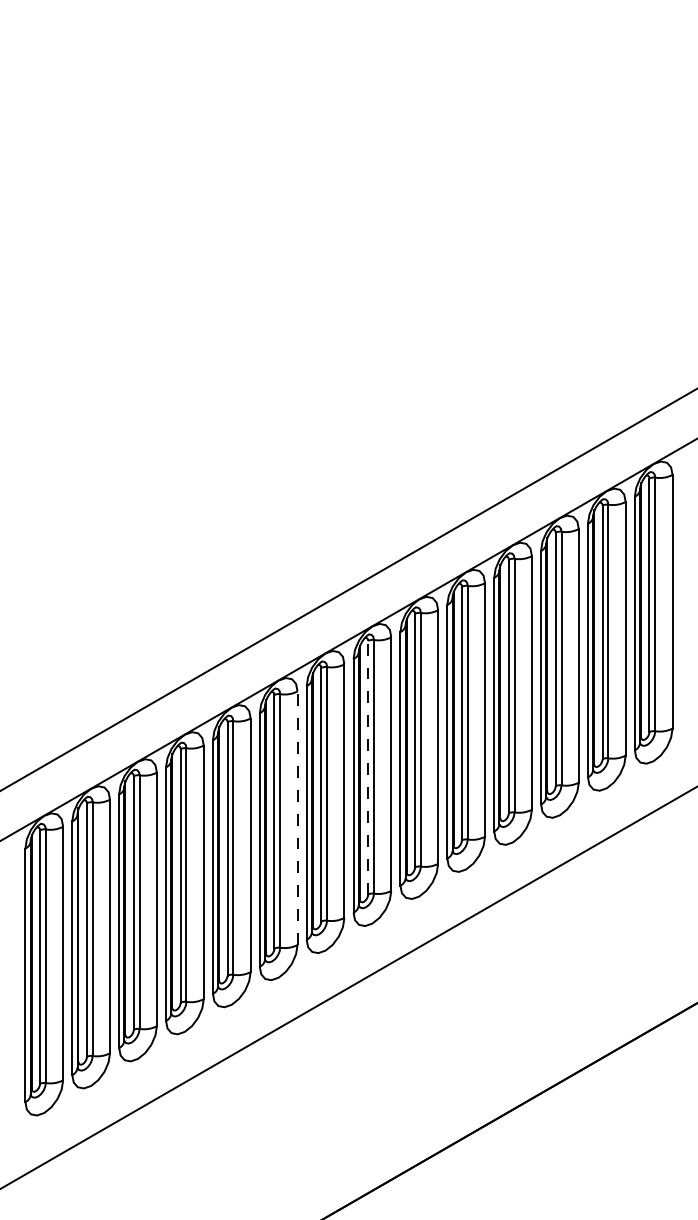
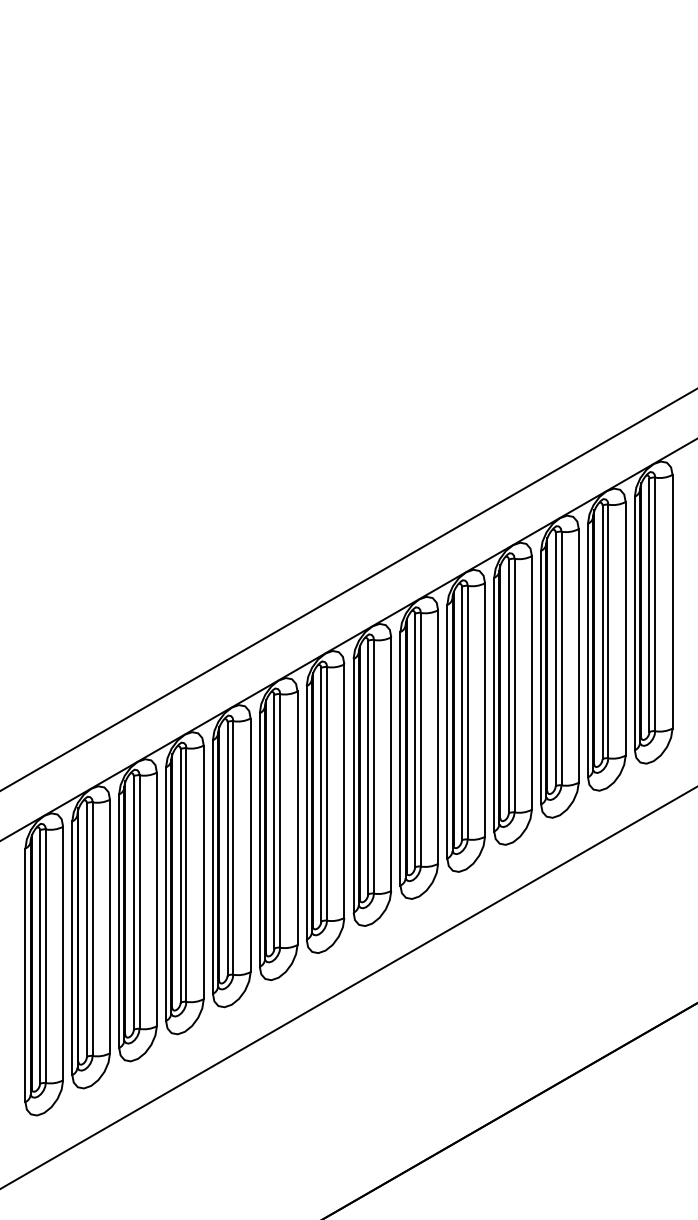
line: dashed -> solid (368, 767)
line: dashed -> solid (297, 818)
